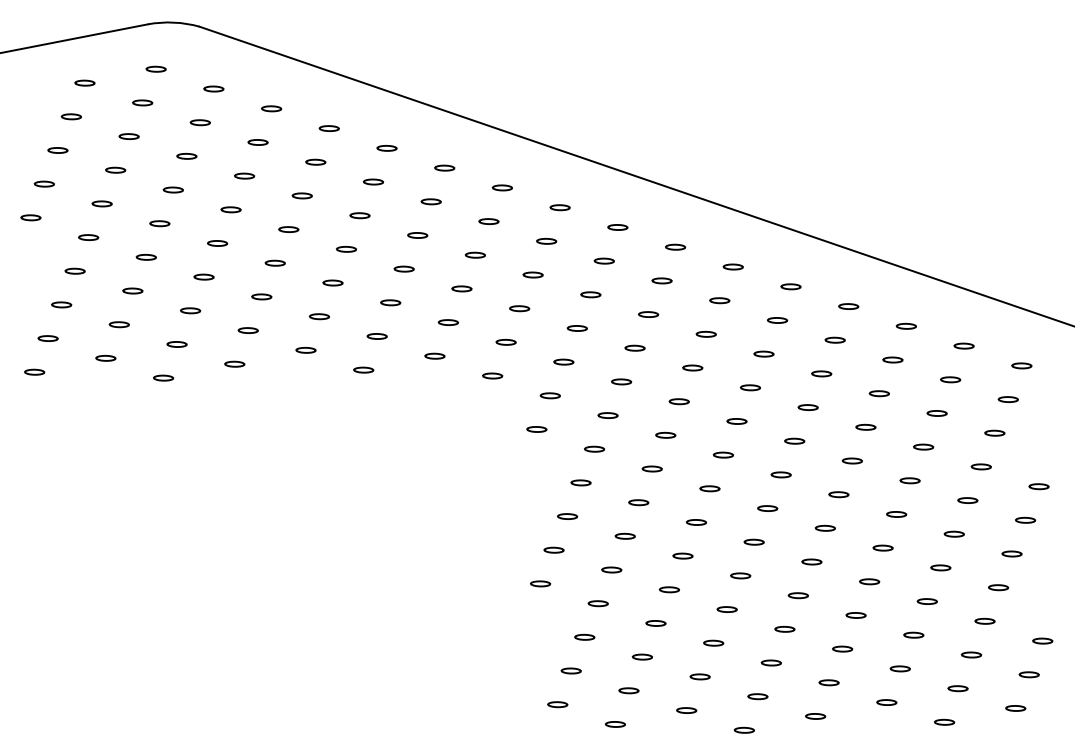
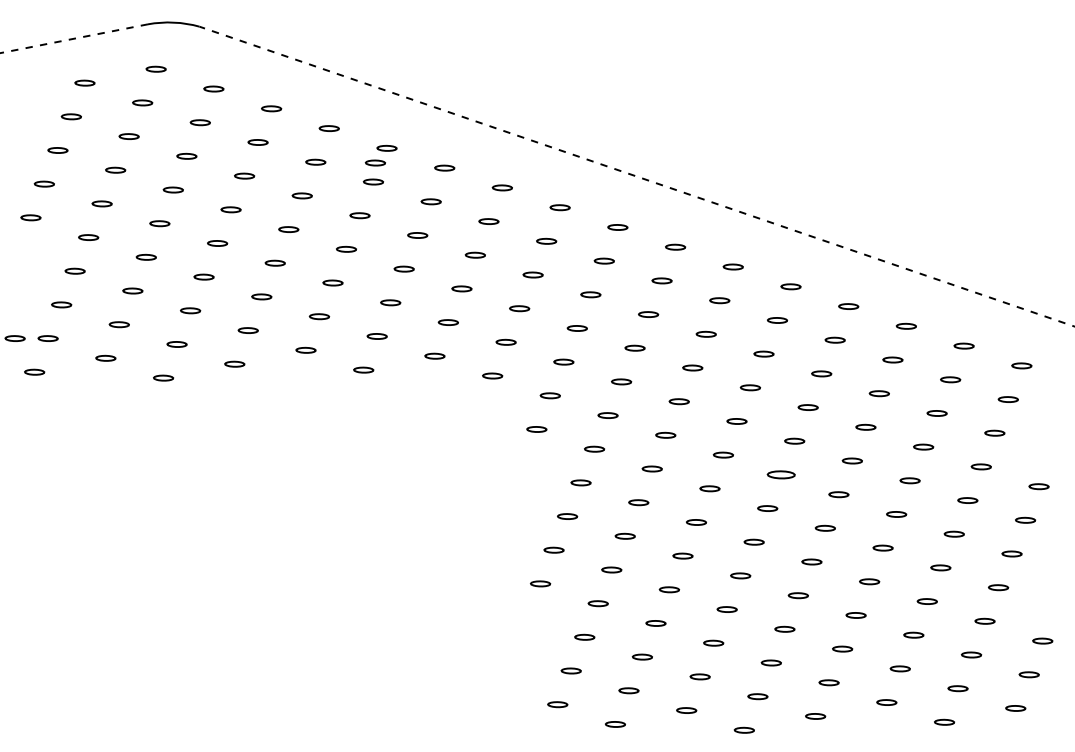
line: solid -> dashed (74, 38)
part: none -> present (374, 162)
line: solid -> dashed (636, 176)
part: none -> present (14, 338)
part size: 22x8 px -> 30x10 px (780, 474)
